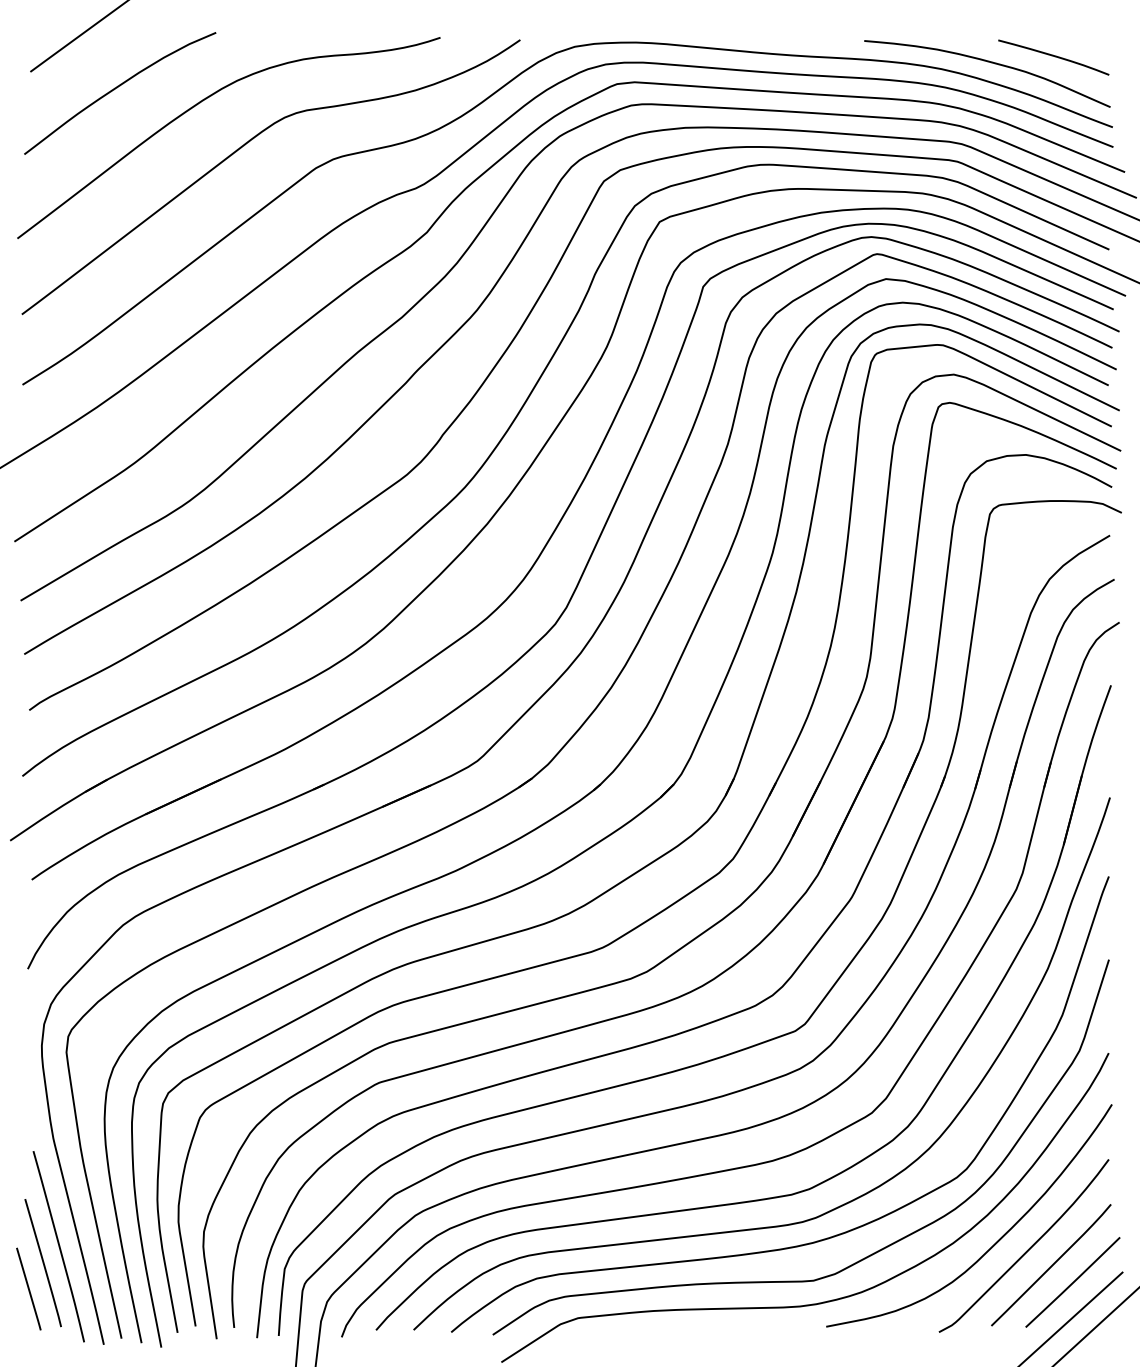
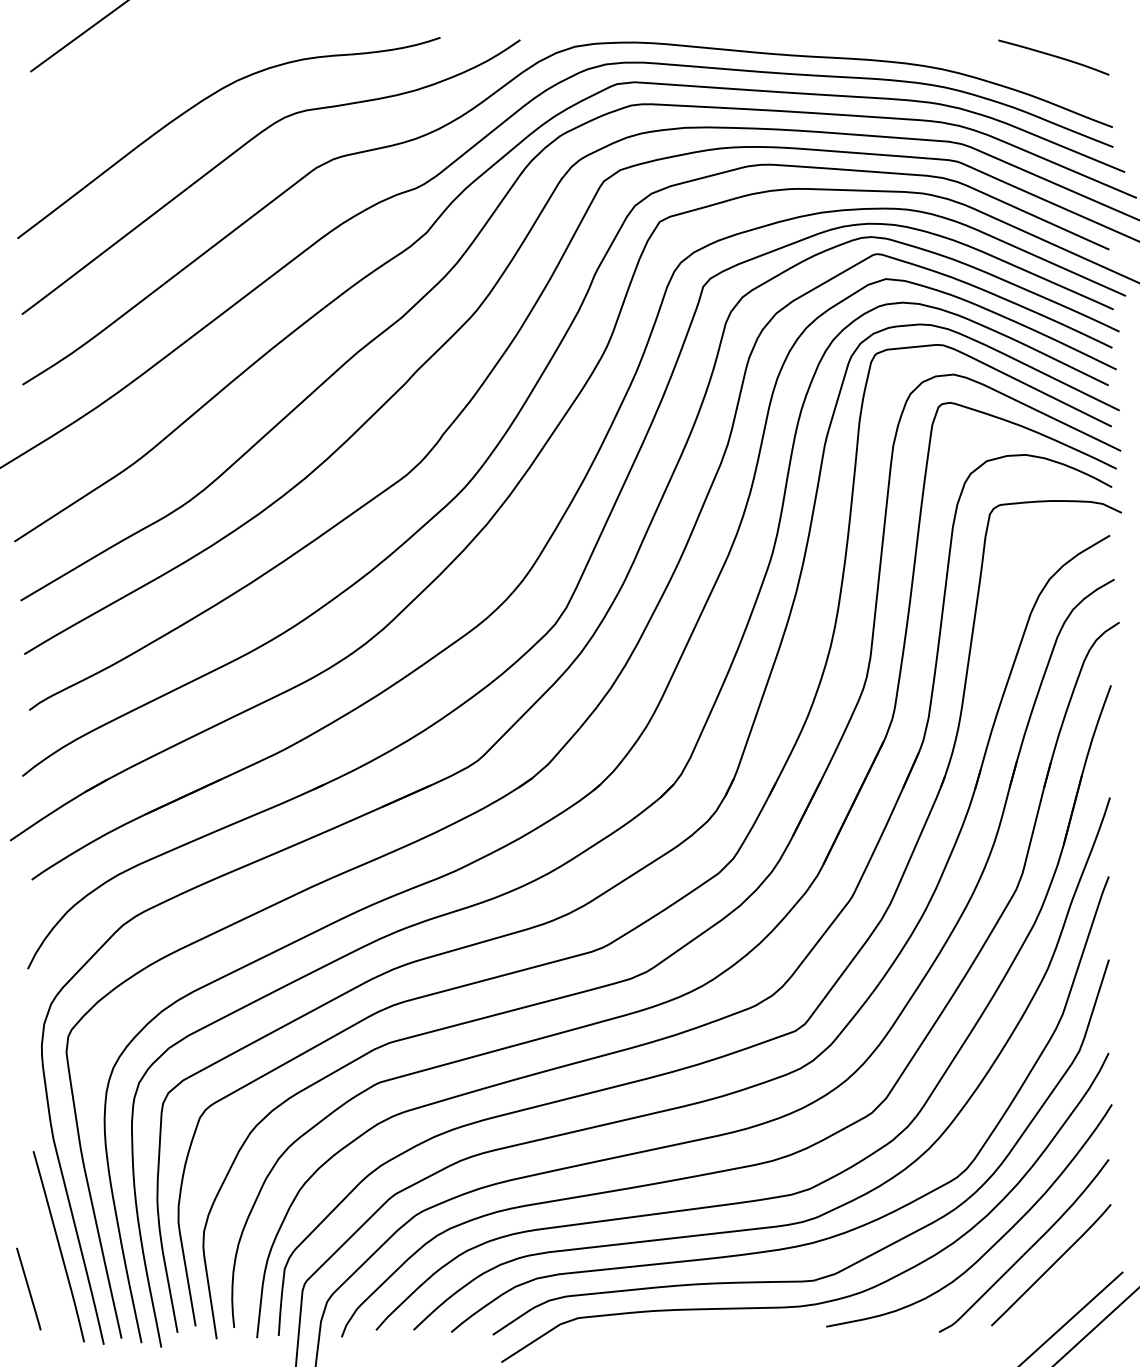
curve: present -> none (991, 63)
curve: present -> none (117, 88)
line: present -> none (42, 1263)
line: present -> none (1072, 1282)
